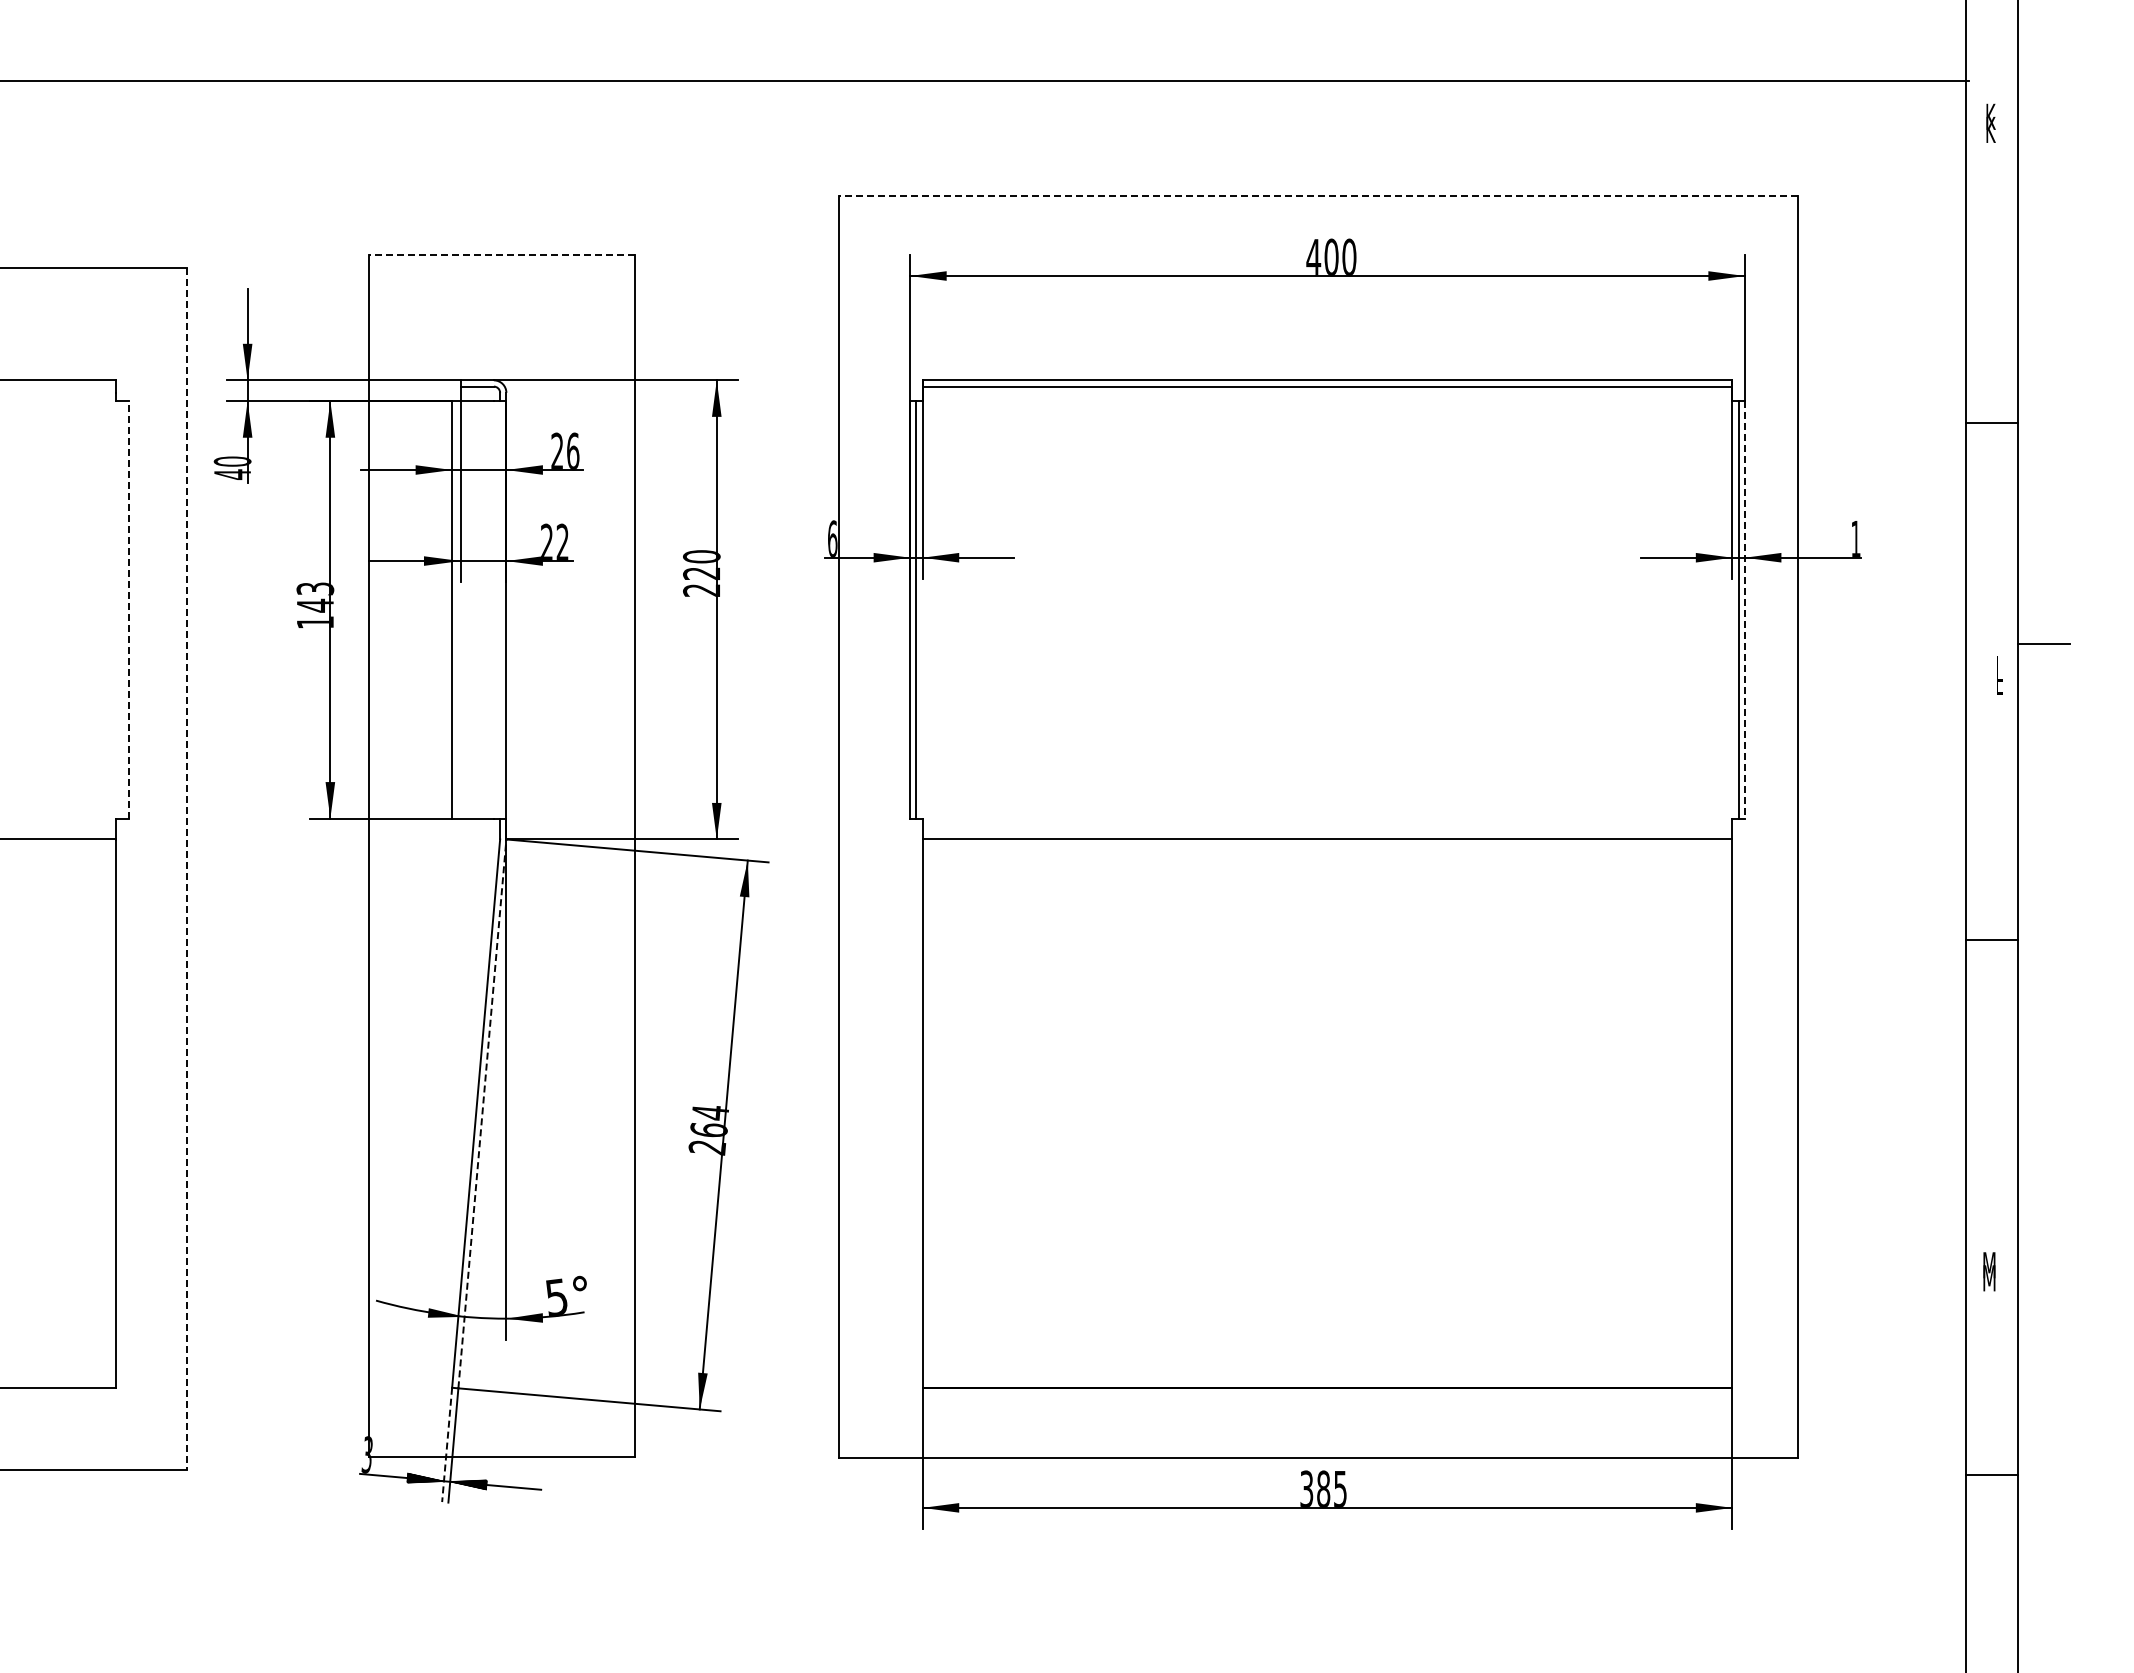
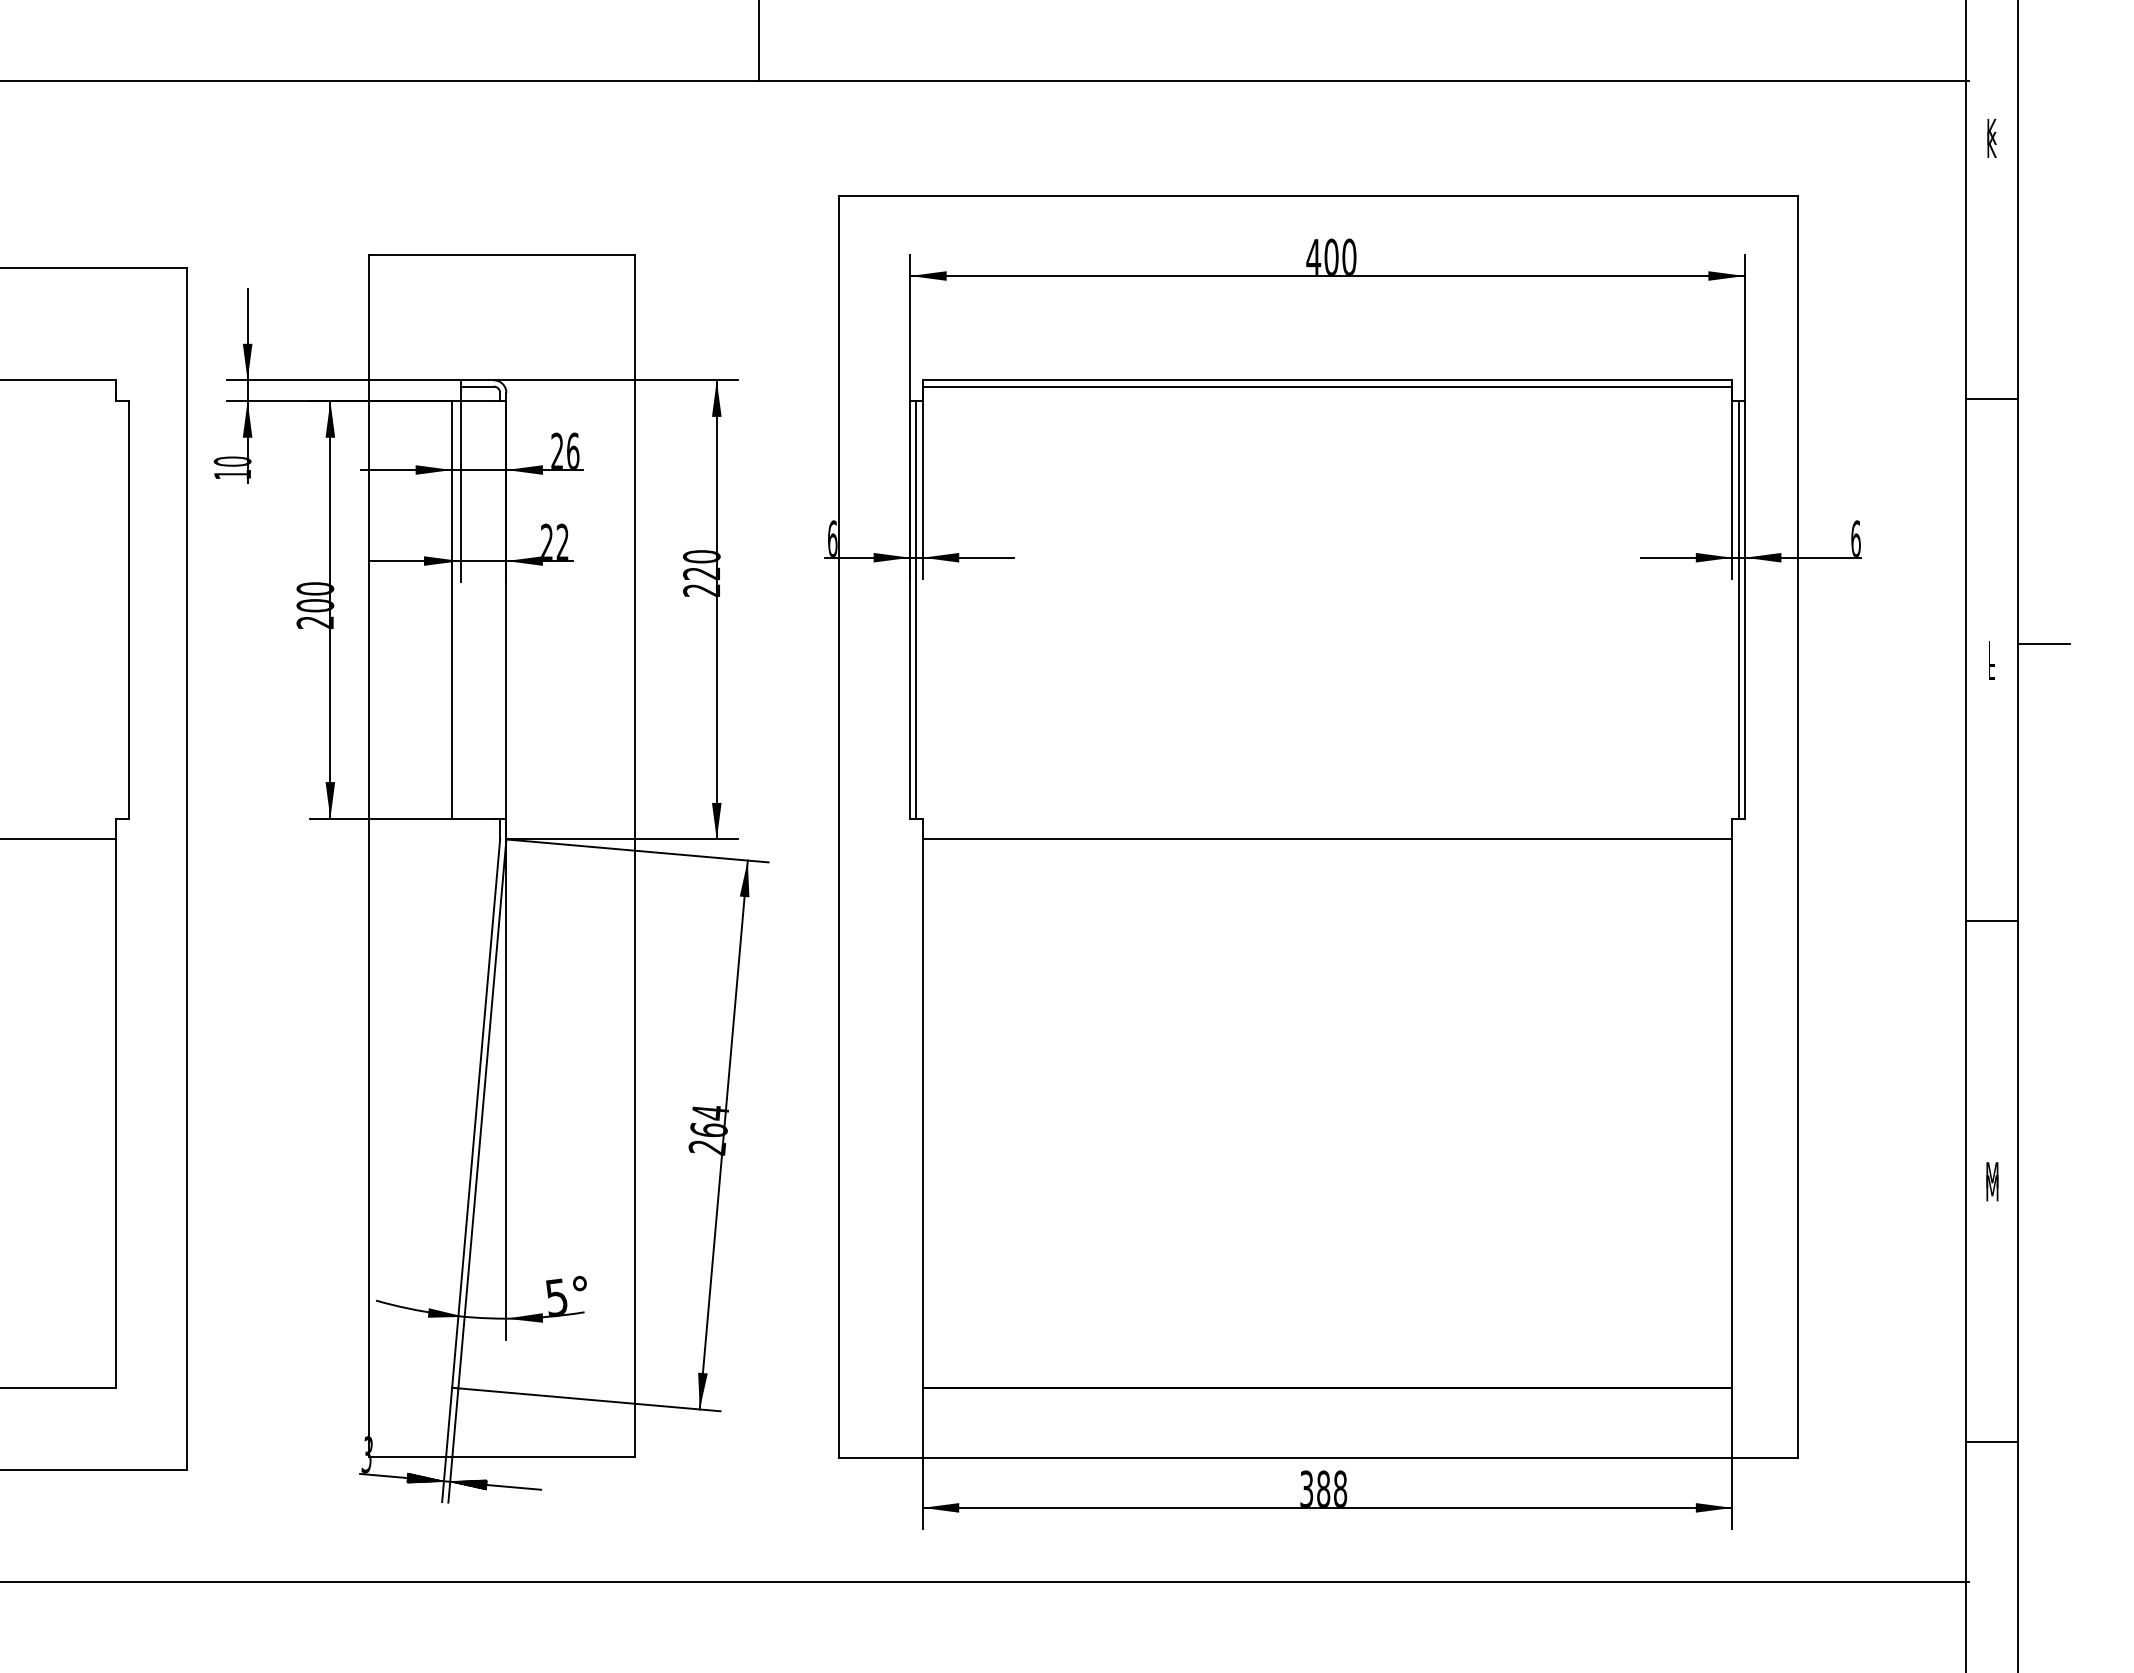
line: none -> present (758, 41)
text position: (1990, 122) -> (1991, 137) (1991, 137)
line: dashed -> solid (1318, 195)
line: dashed -> solid (501, 255)
line position: (1991, 422) -> (1991, 398) (1991, 398)
text: 40 -> 10 (232, 474)
text: 1 -> 6 (1855, 538)
text: 143 -> 200 (315, 605)
line: dashed -> solid (128, 609)
line: dashed -> solid (1744, 609)
text position: (1999, 675) -> (1991, 660) (1991, 660)
line: dashed -> solid (187, 868)
line position: (1991, 939) -> (1991, 920) (1991, 920)
line: dashed -> solid (482, 1113)
text position: (1989, 1271) -> (1992, 1181) (1992, 1181)
line: dashed -> solid (447, 1445)
line position: (1991, 1475) -> (1991, 1442) (1991, 1442)
text: 385 -> 388 (1340, 1488)
line: none -> present (985, 1582)
